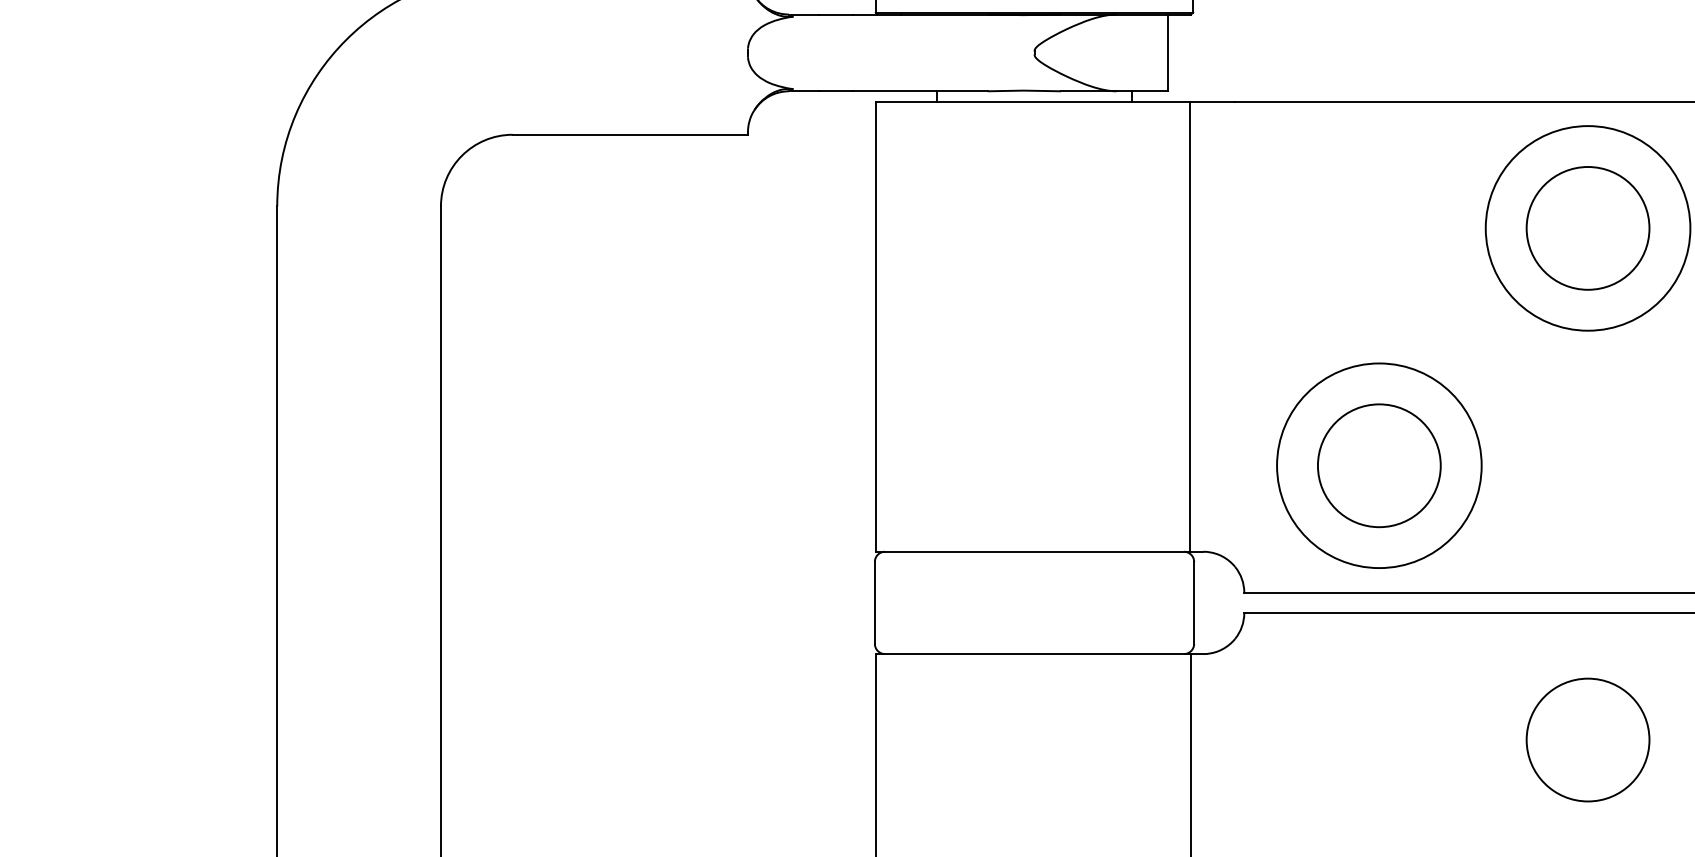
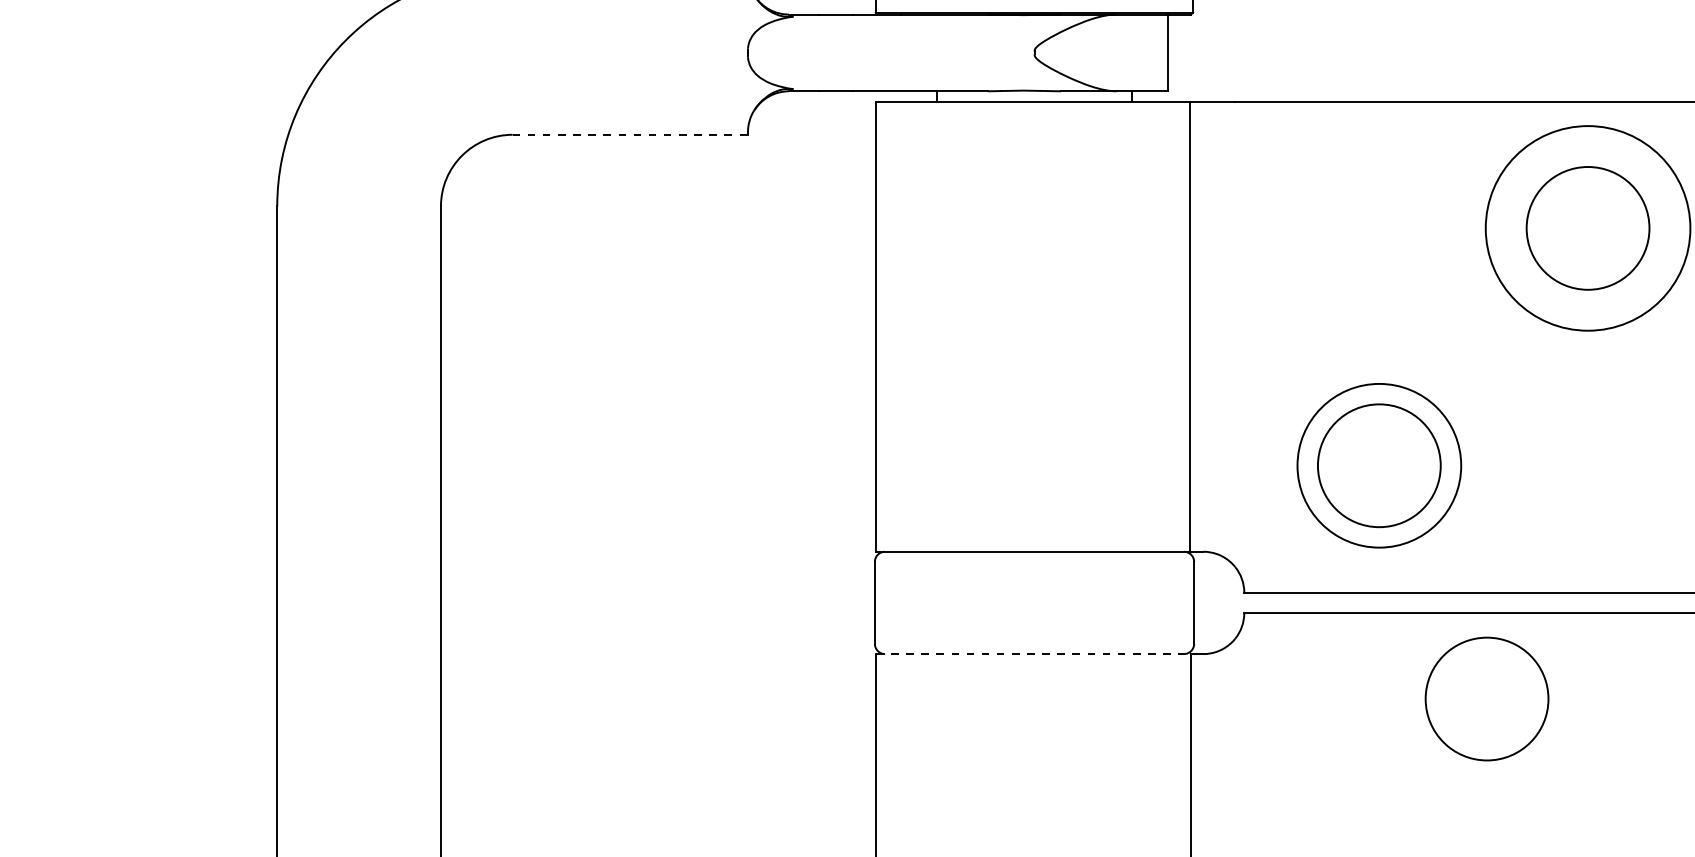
line: solid -> dashed (630, 134)
circle diameter: 205 px -> 164 px (1379, 465)
line: solid -> dashed (1033, 654)
circle position: (1587, 739) -> (1486, 698) (1486, 698)
